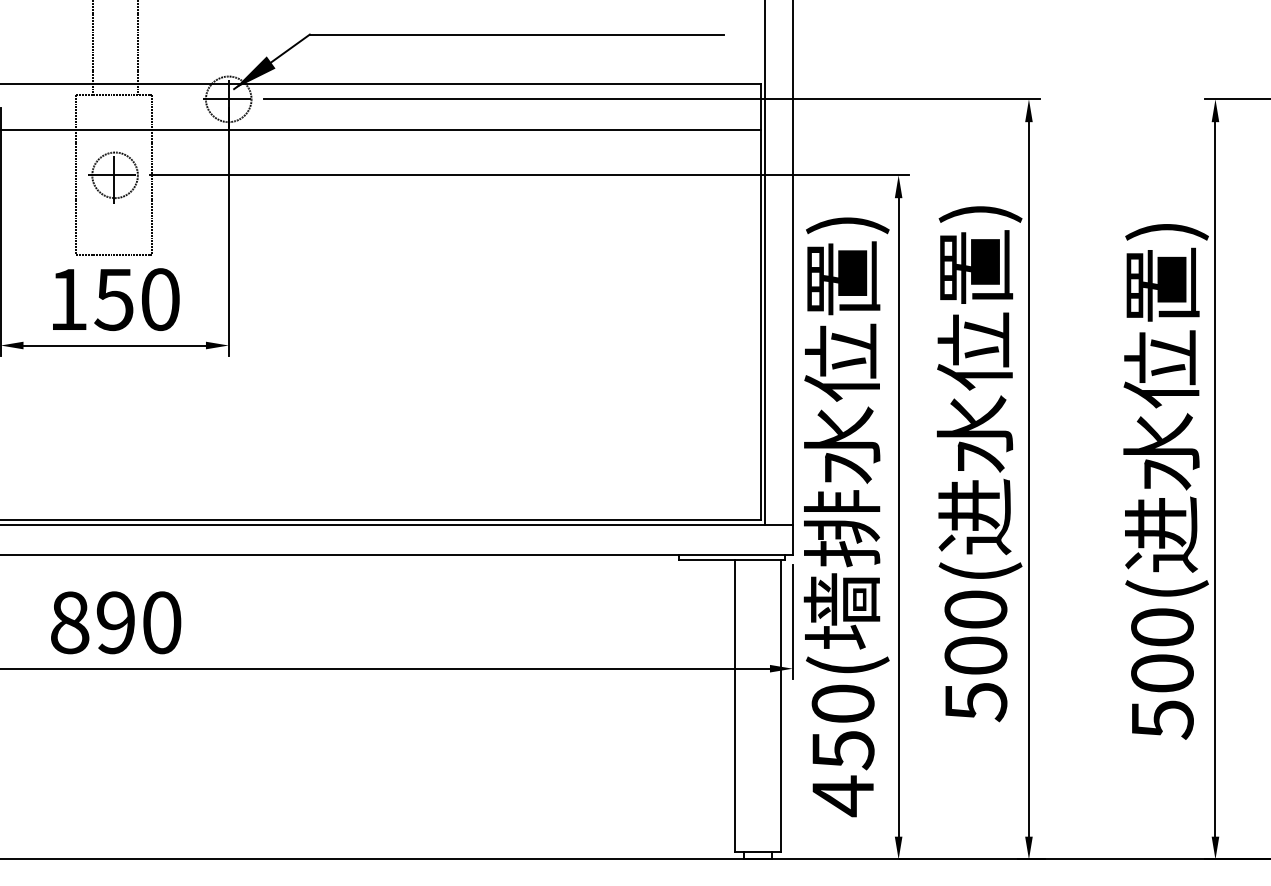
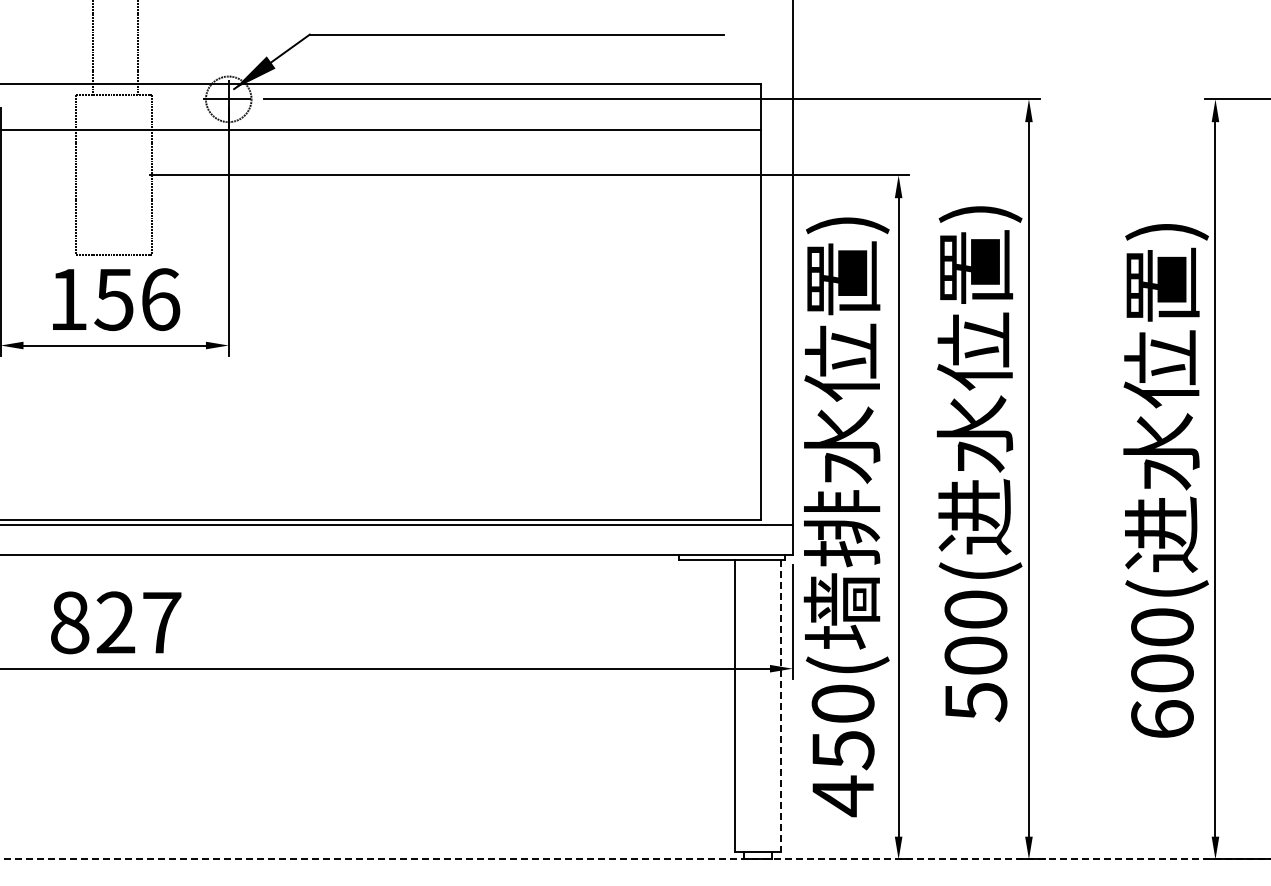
part: present -> none (113, 177)
line: present -> none (765, 263)
text: 150 -> 156 (161, 299)
text: 890 -> 827 (138, 622)
line: solid -> dashed (780, 705)
text: 500( -> 600( (1162, 719)
line: solid -> dashed (635, 859)
